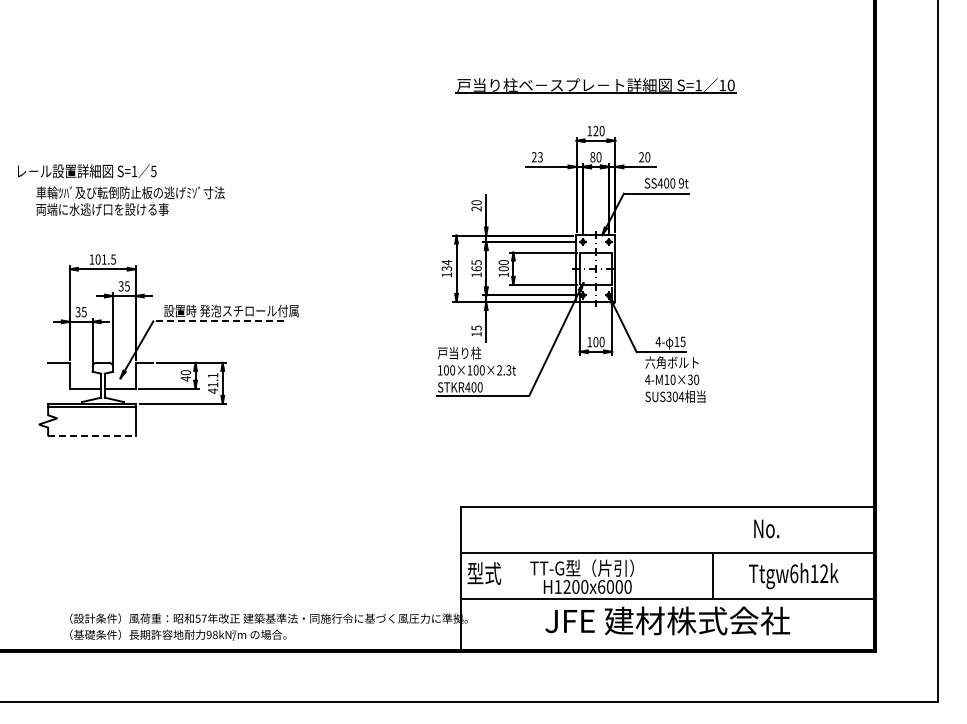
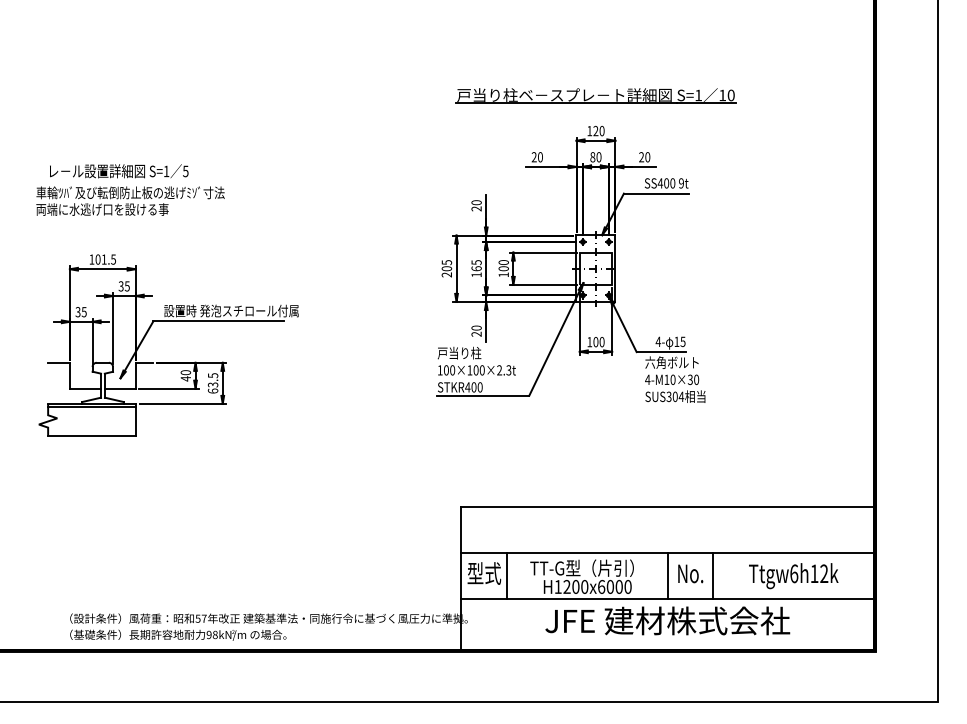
part position: (595, 85) -> (595, 95) (595, 95)
text: 23 -> 20 (540, 157)
text position: (87, 171) -> (119, 171) (119, 171)
text: 134 -> 205 (446, 268)
line: dashed -> solid (218, 321)
text: 15 -> 20 (476, 330)
text: 41.1 -> 63.5 (212, 383)
line: dashed -> solid (92, 436)
text position: (766, 528) -> (690, 573) (690, 573)
line: none -> present (507, 576)
line: none -> present (667, 576)
